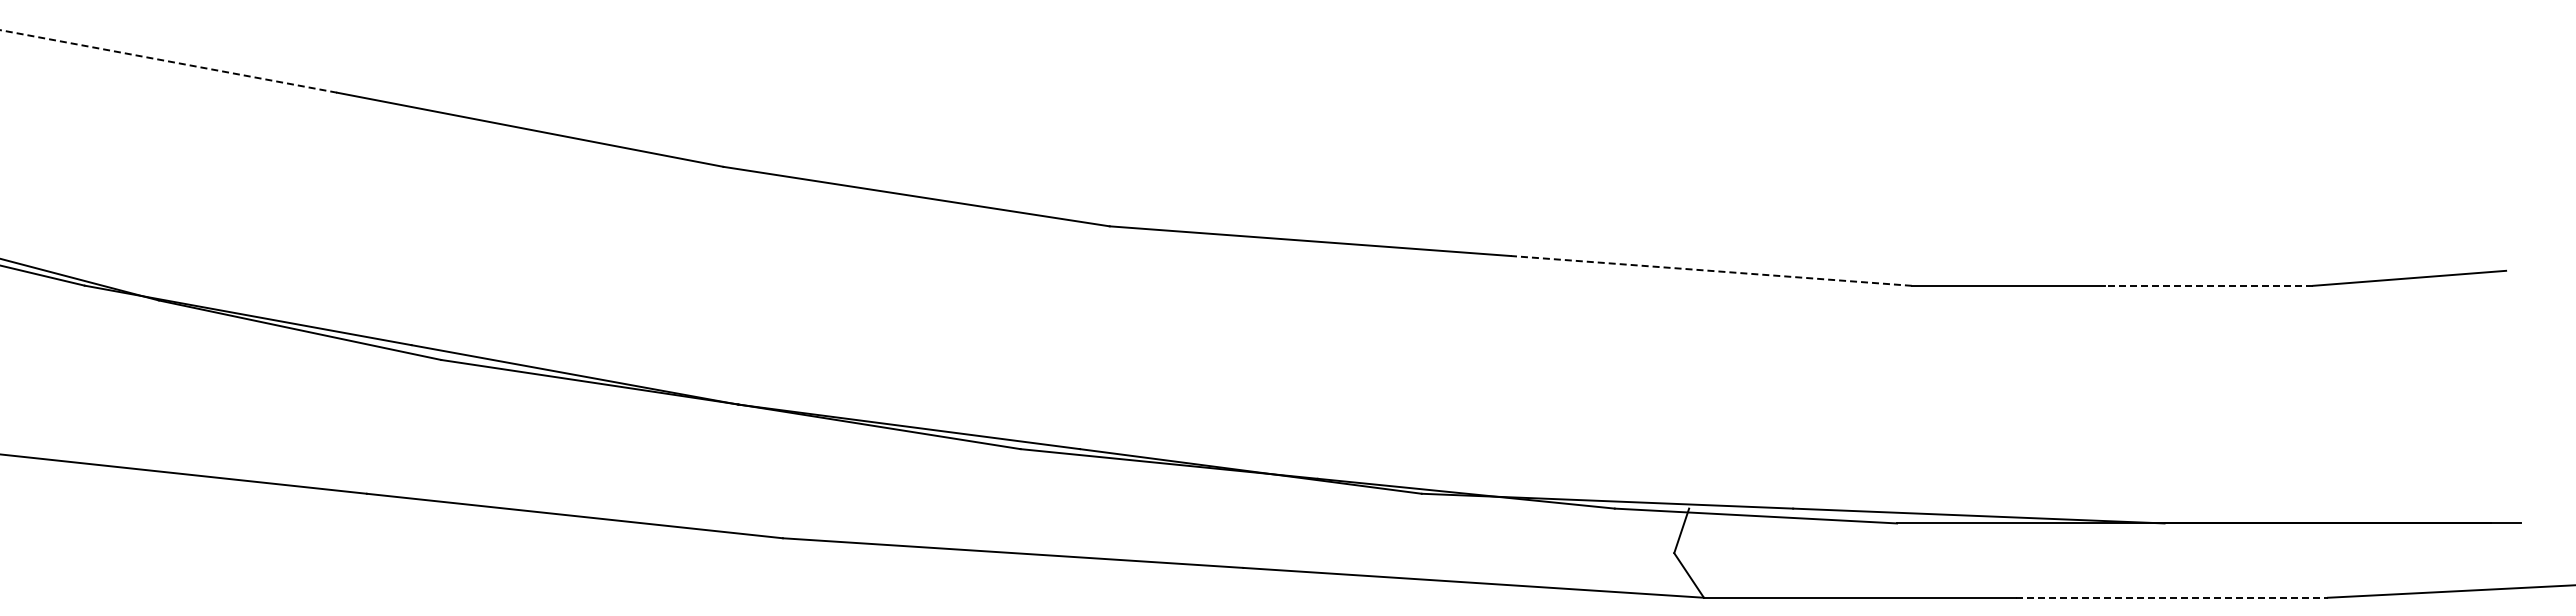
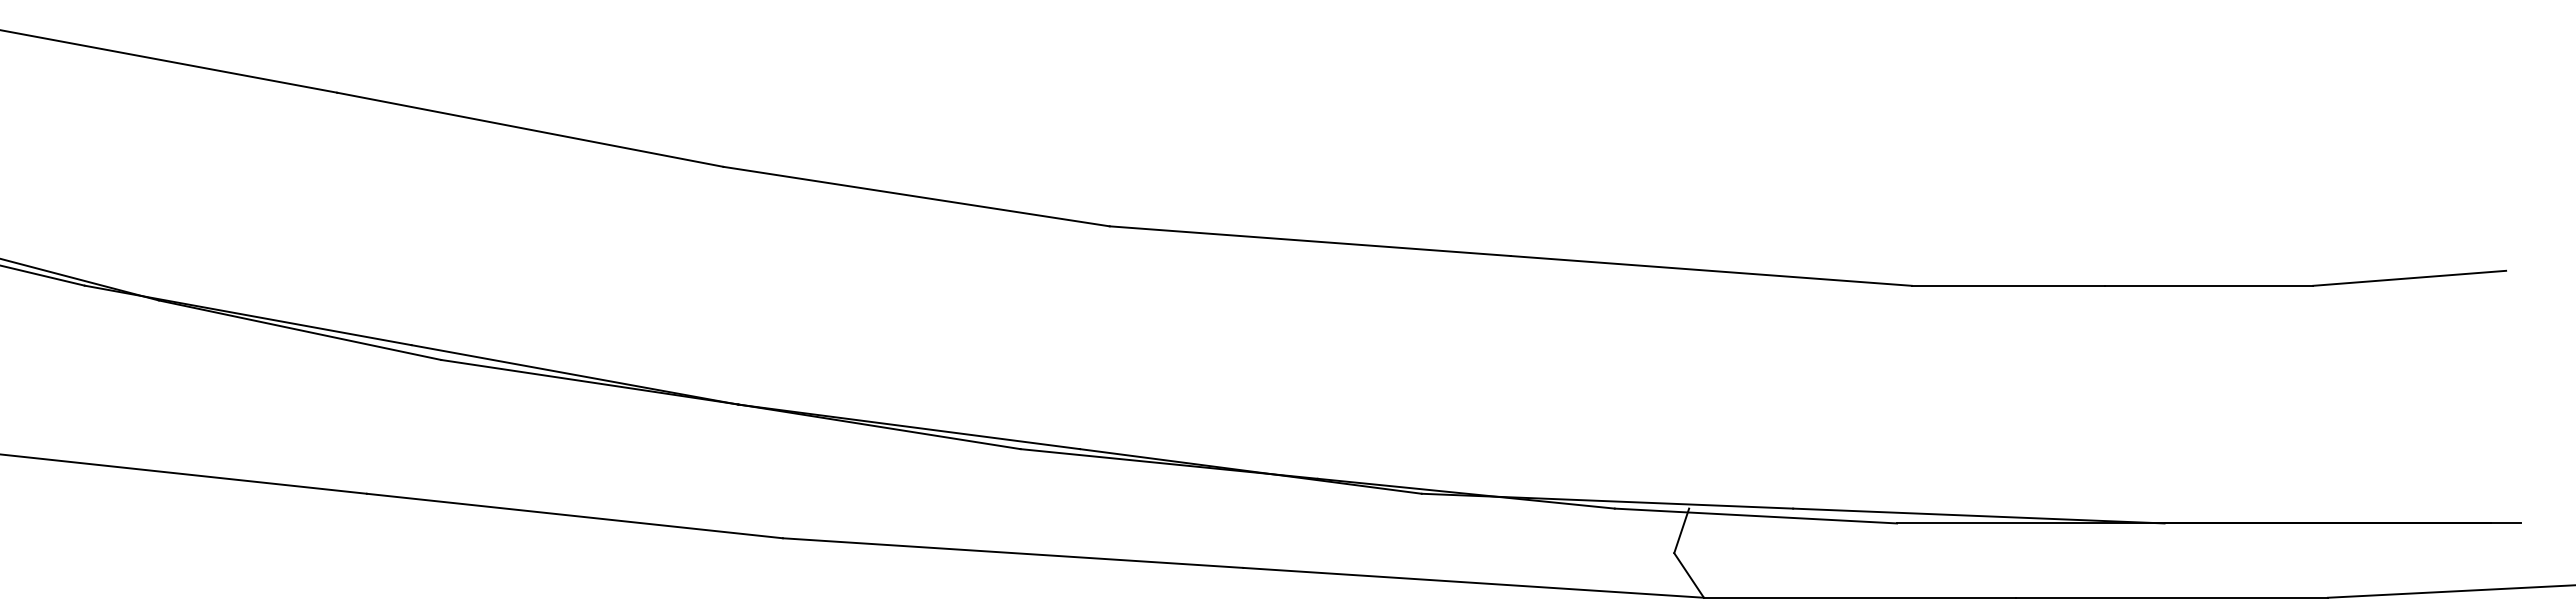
line: dashed -> solid (168, 61)
line: dashed -> solid (1710, 270)
line: dashed -> solid (2208, 285)
line: dashed -> solid (2171, 597)
